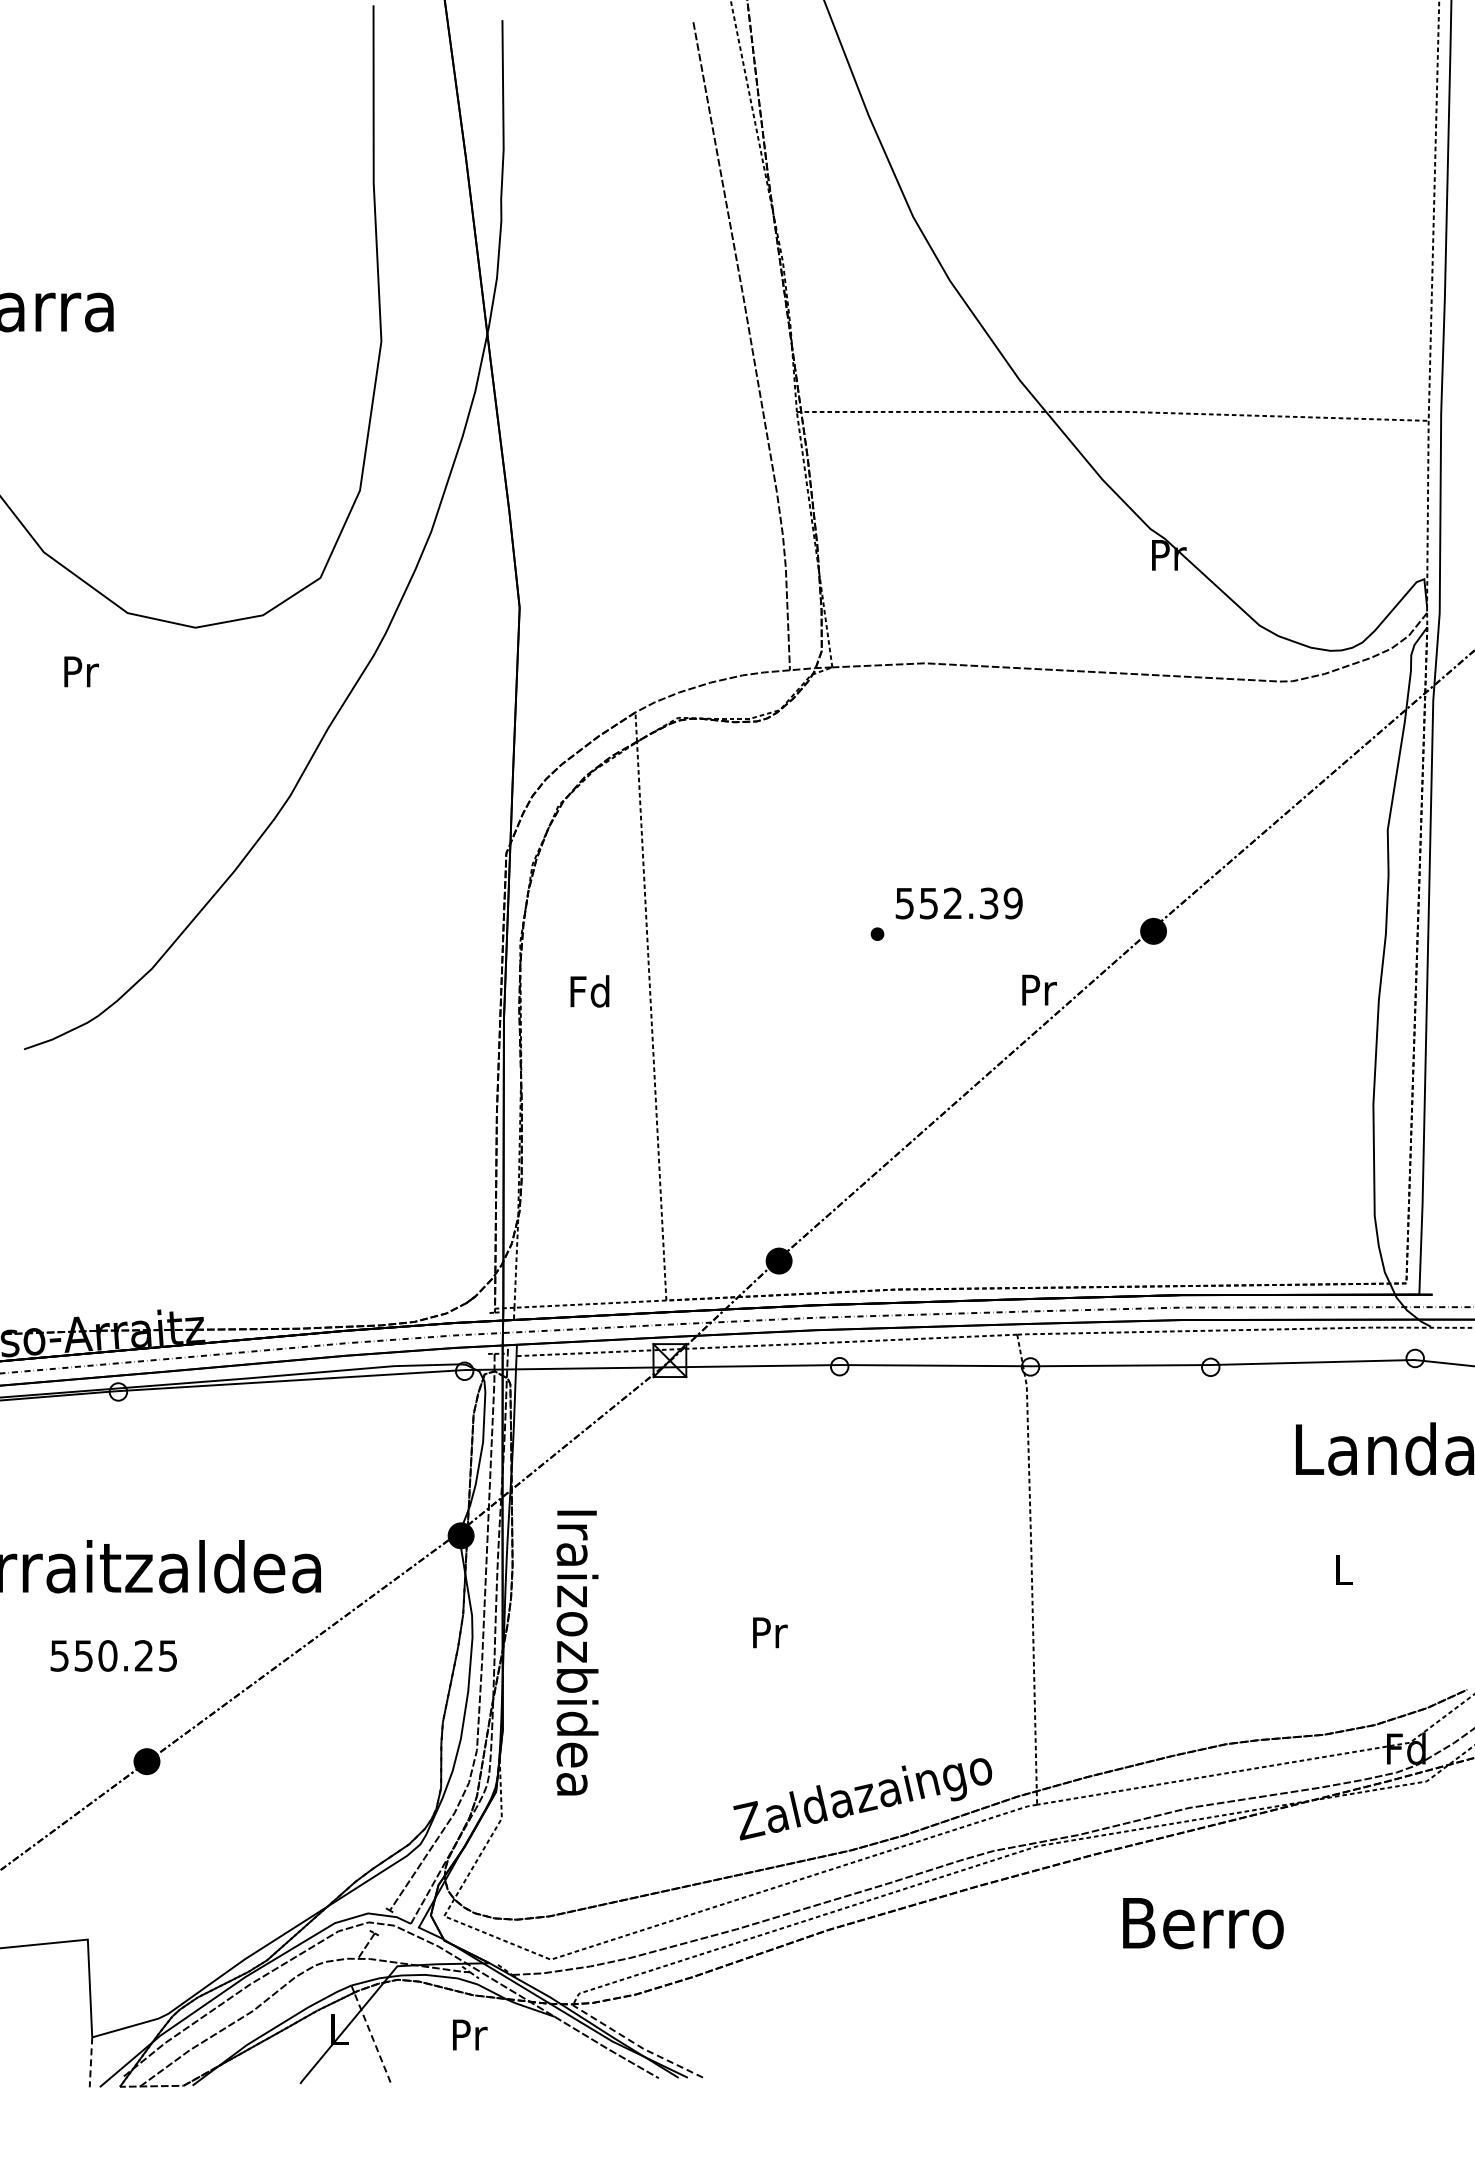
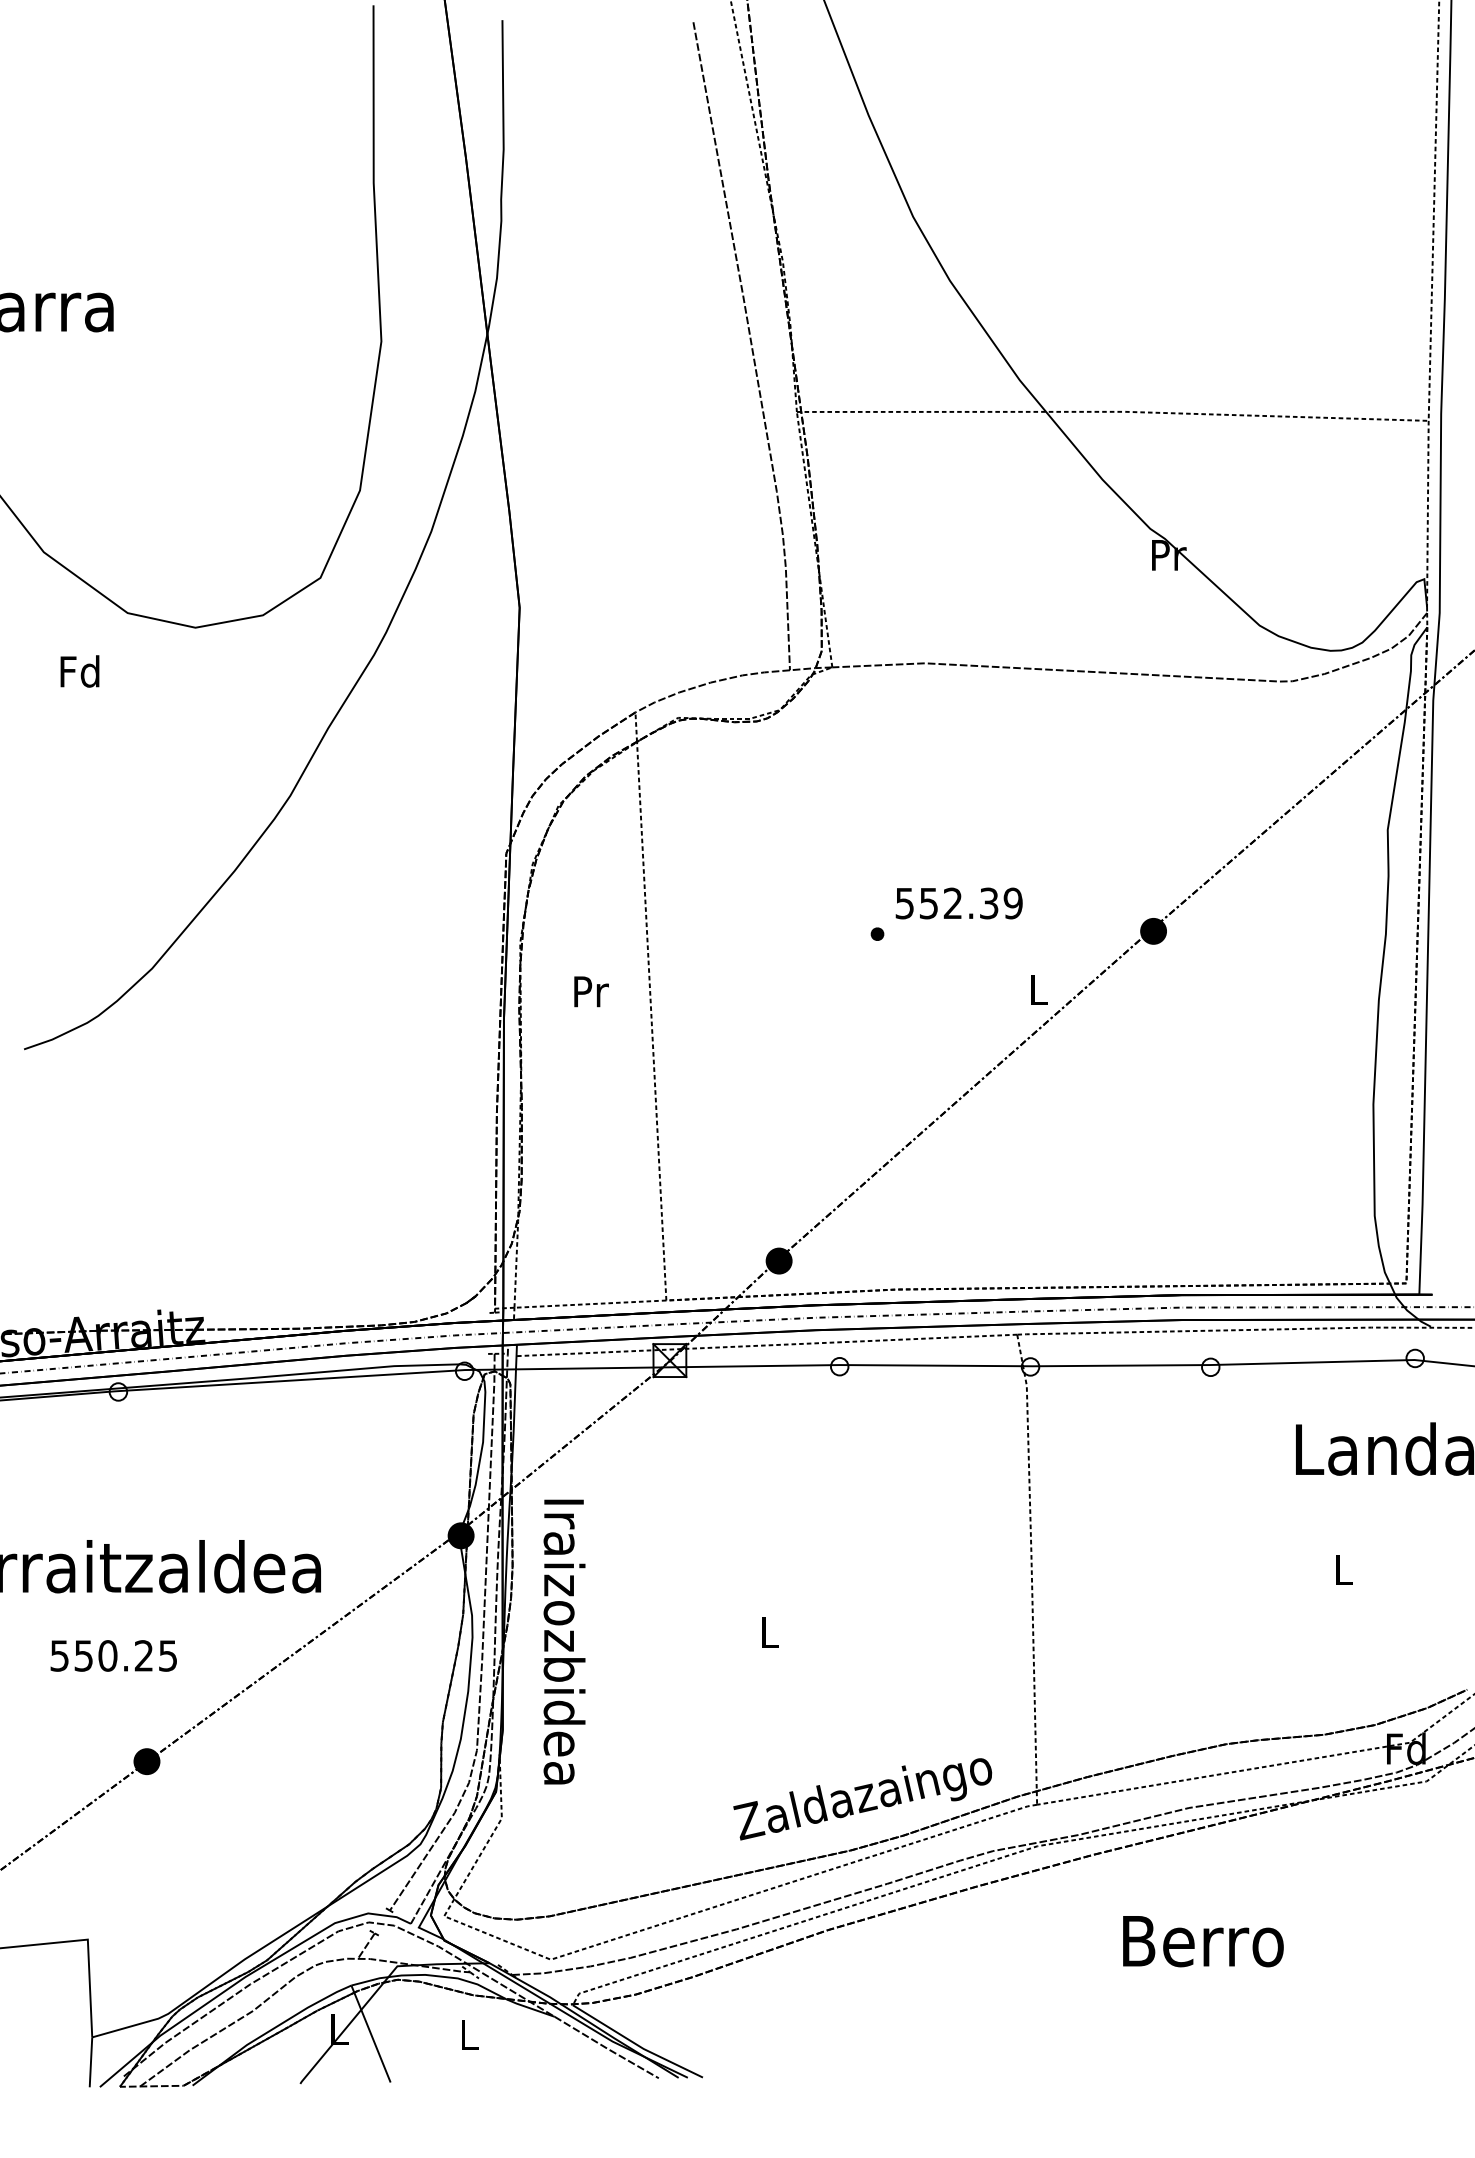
text: Pr -> Fd (79, 671)
text: Pr -> L (1039, 989)
text: Fd -> Pr (589, 991)
text: Pr -> L (770, 1632)
text position: (577, 1652) -> (564, 1641) (564, 1641)
text position: (1203, 1923) -> (1203, 1941) (1203, 1941)
text: Pr -> L (470, 2034)
line: dashed -> solid (372, 2037)
line: dashed -> solid (636, 2044)
line: dashed -> solid (90, 2062)
